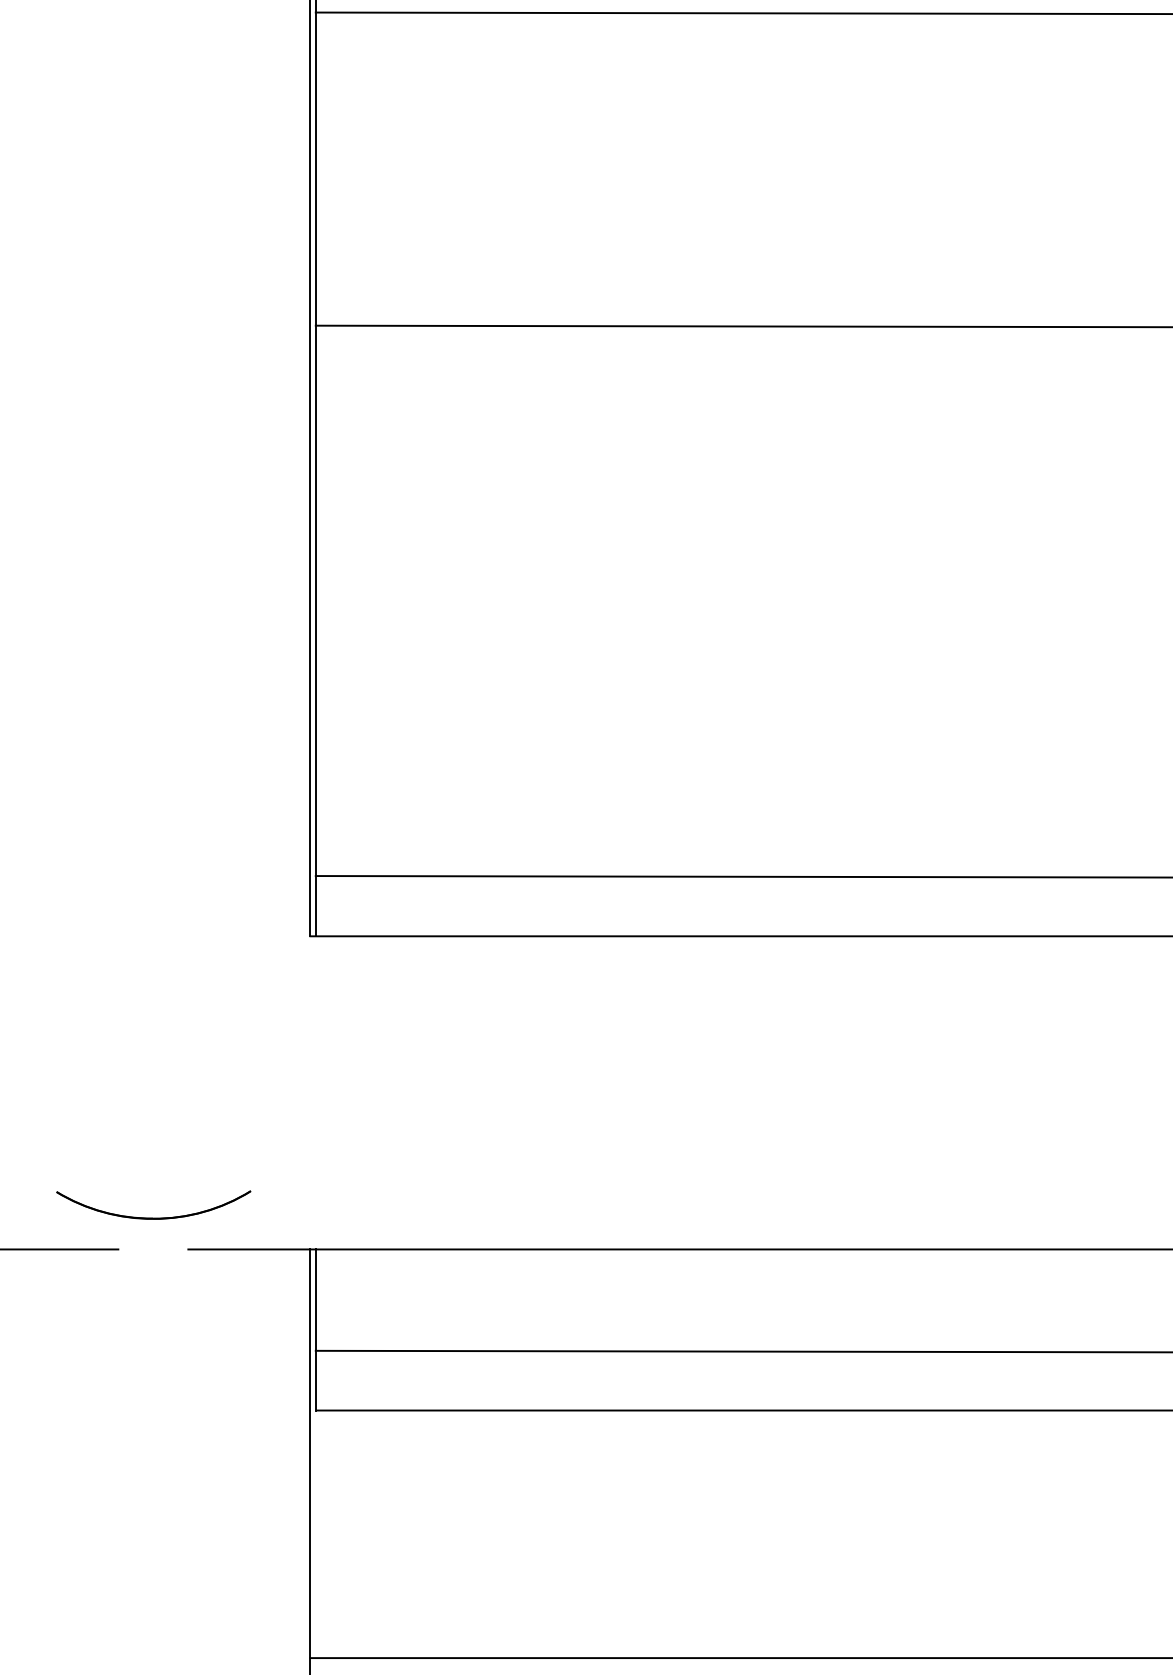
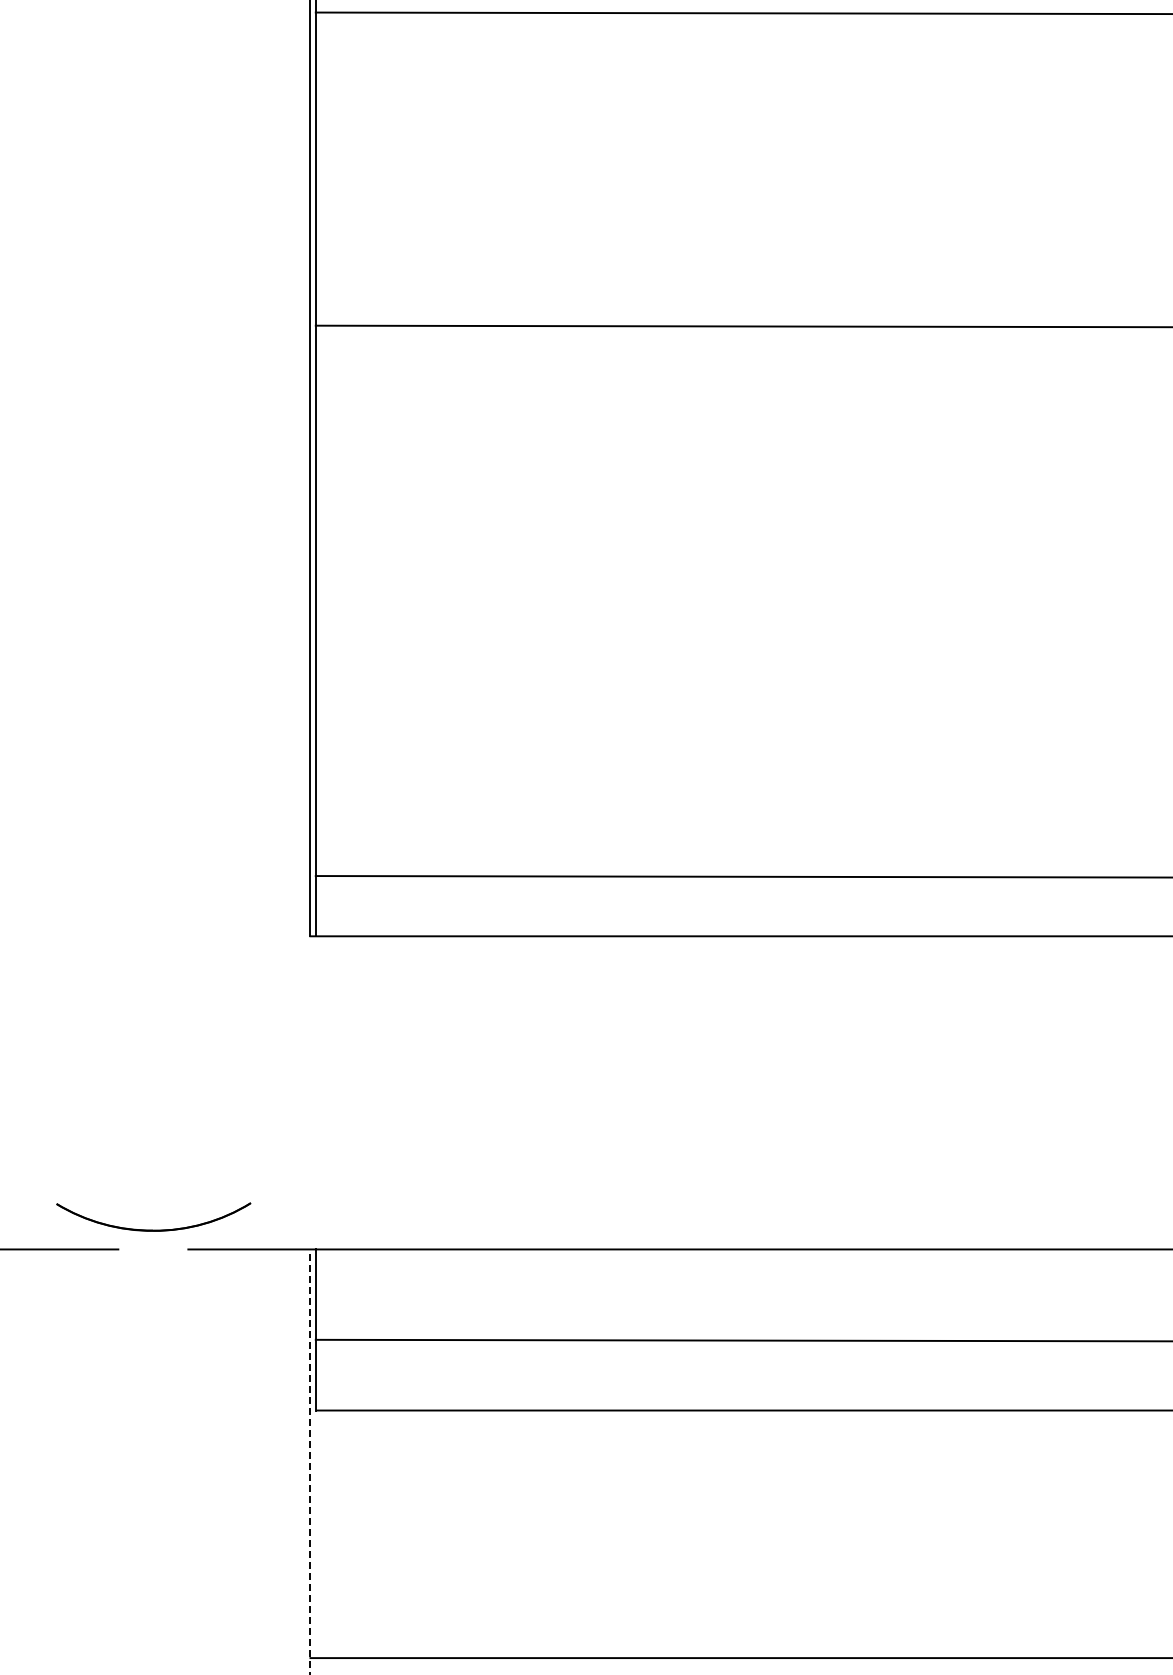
part position: (153, 1217) -> (153, 1229) (153, 1229)
line position: (742, 1351) -> (742, 1340) (742, 1340)
line: solid -> dashed (309, 1462)
